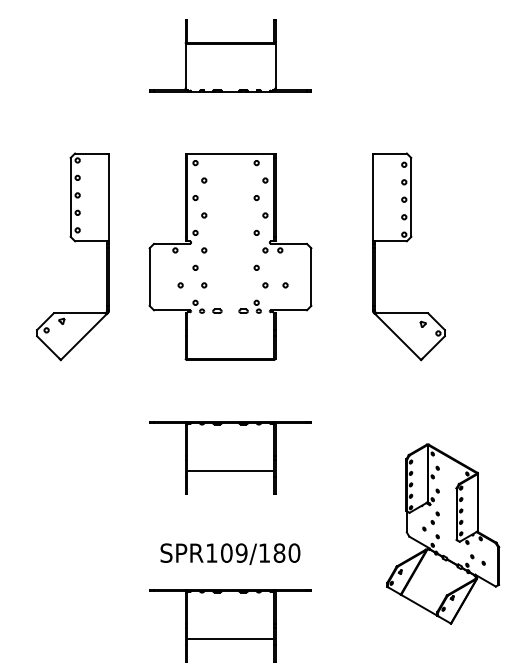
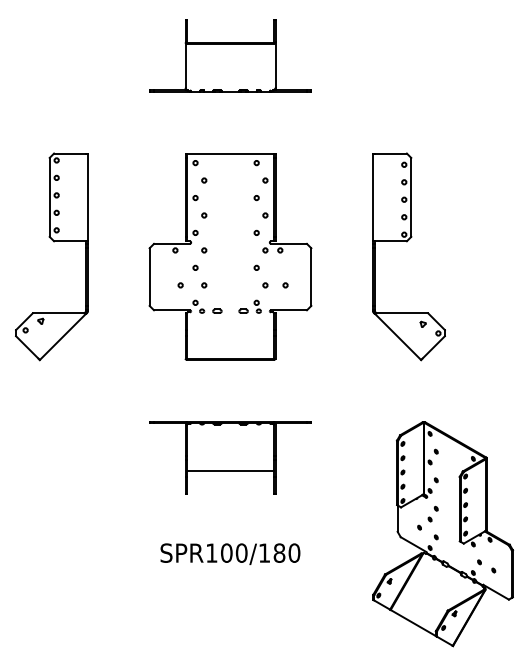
part position: (74, 242) -> (53, 242) (53, 242)
part size: 115x182 px -> 143x227 px (443, 534)
text: SPR109/180 -> SPR100/180 (241, 552)
part: present -> none (230, 625)
